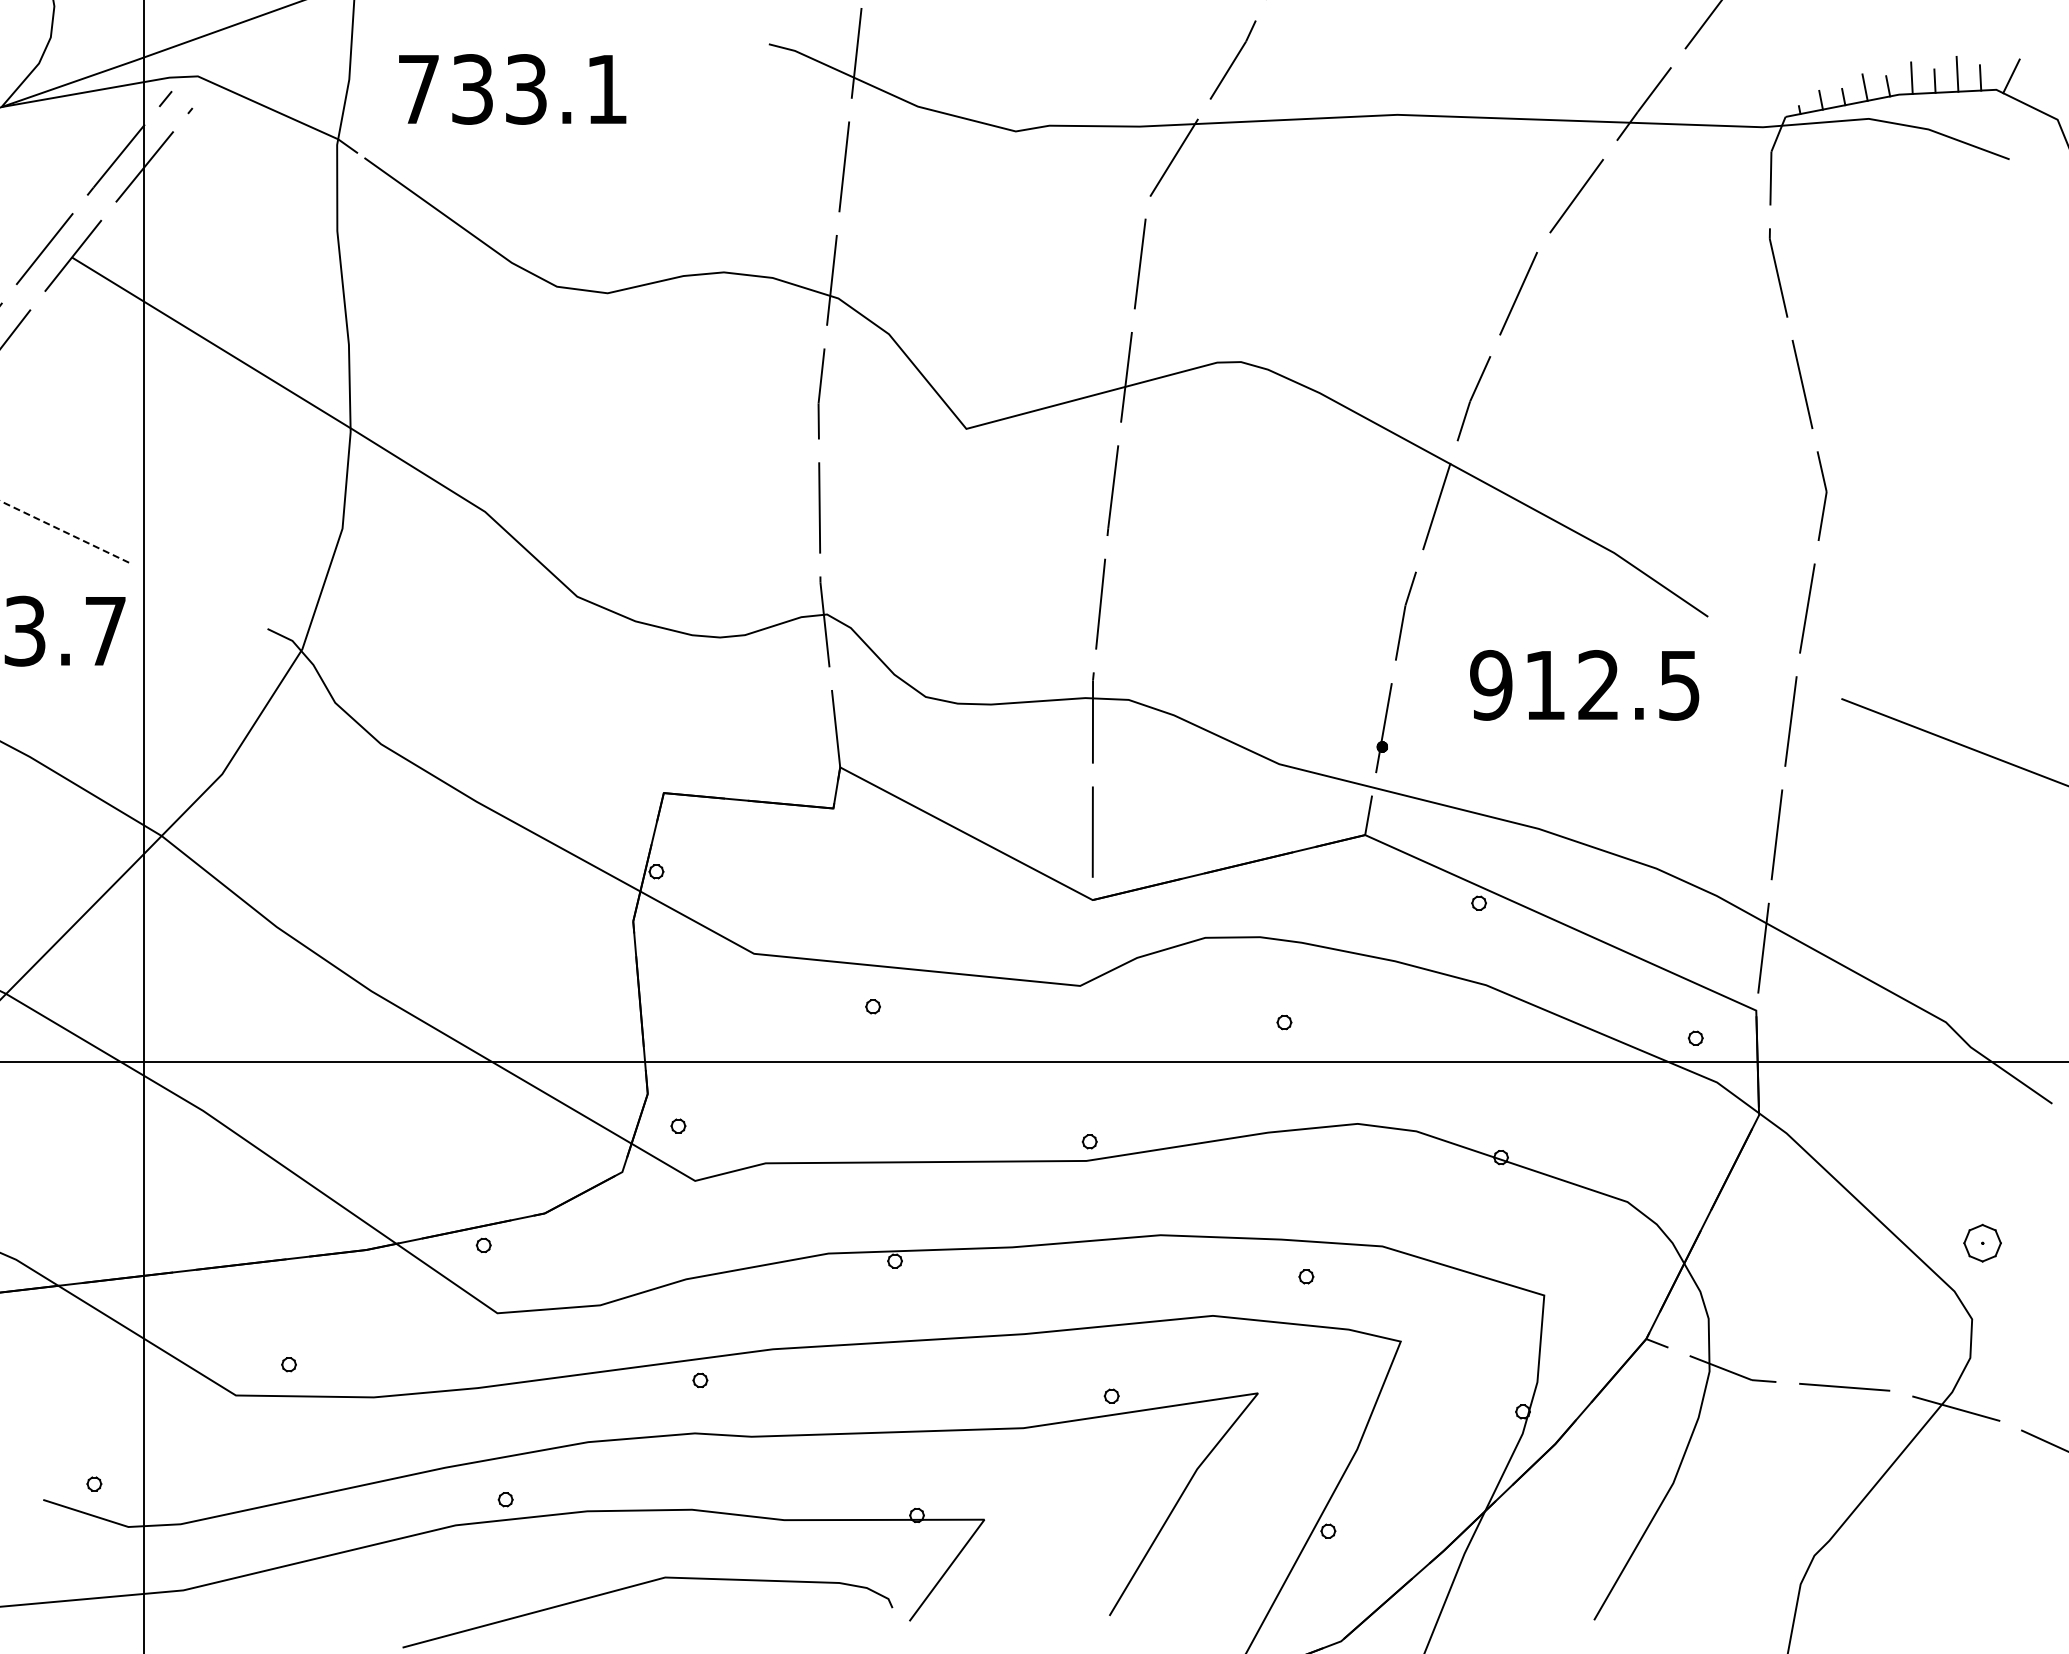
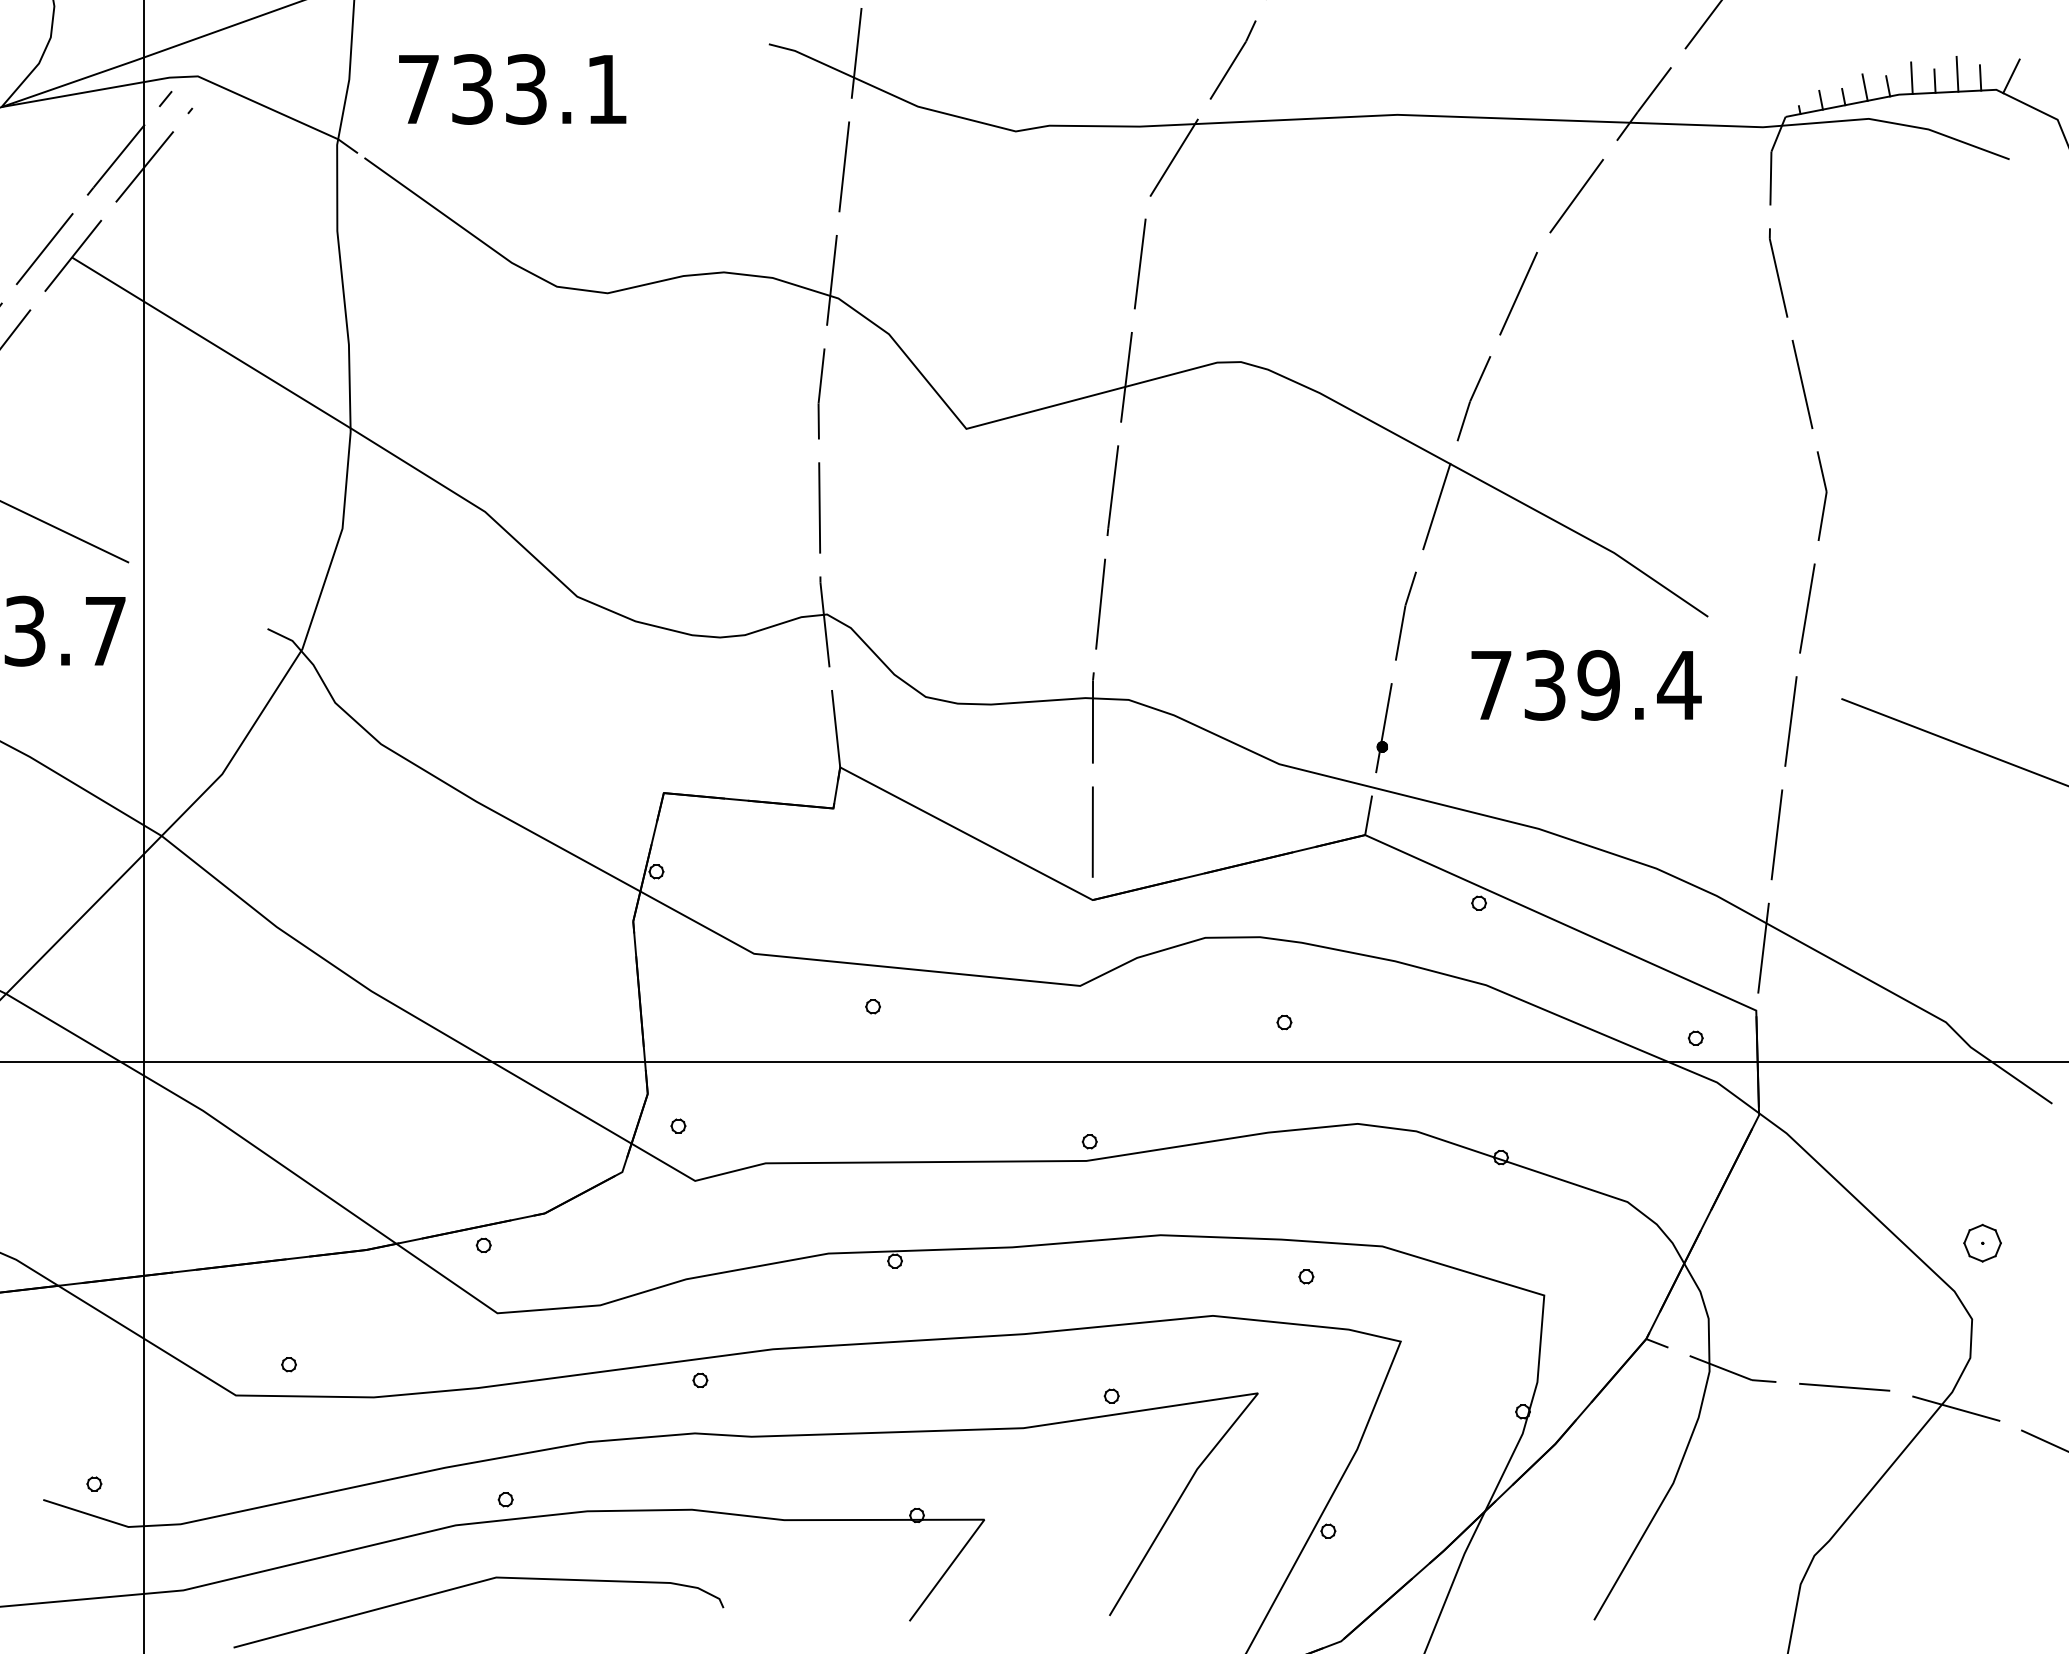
line: dashed -> solid (64, 531)
text: 912.5 -> 739.4 (1585, 685)
curve position: (640, 1585) -> (471, 1585) (471, 1585)
